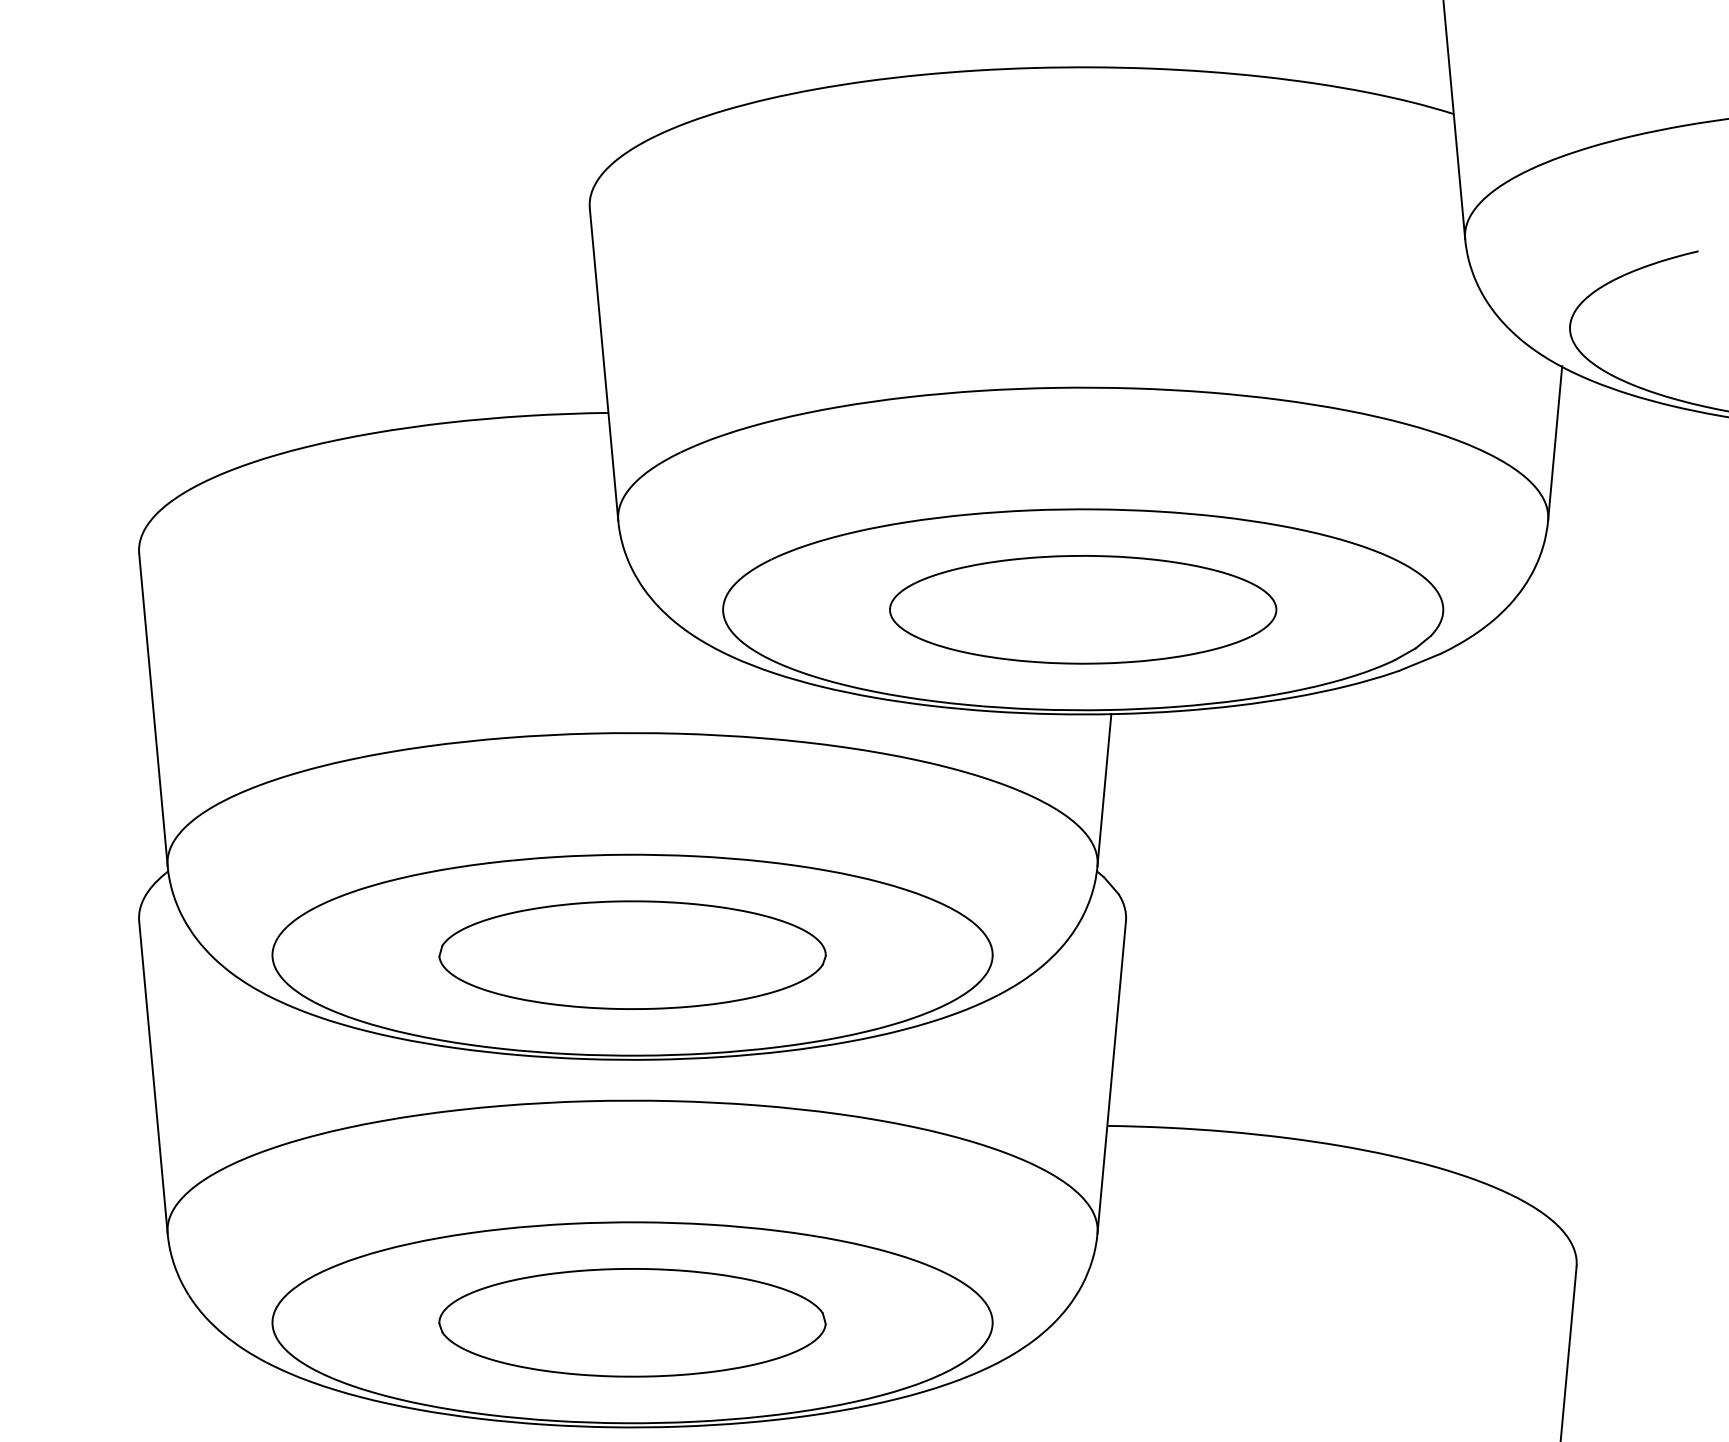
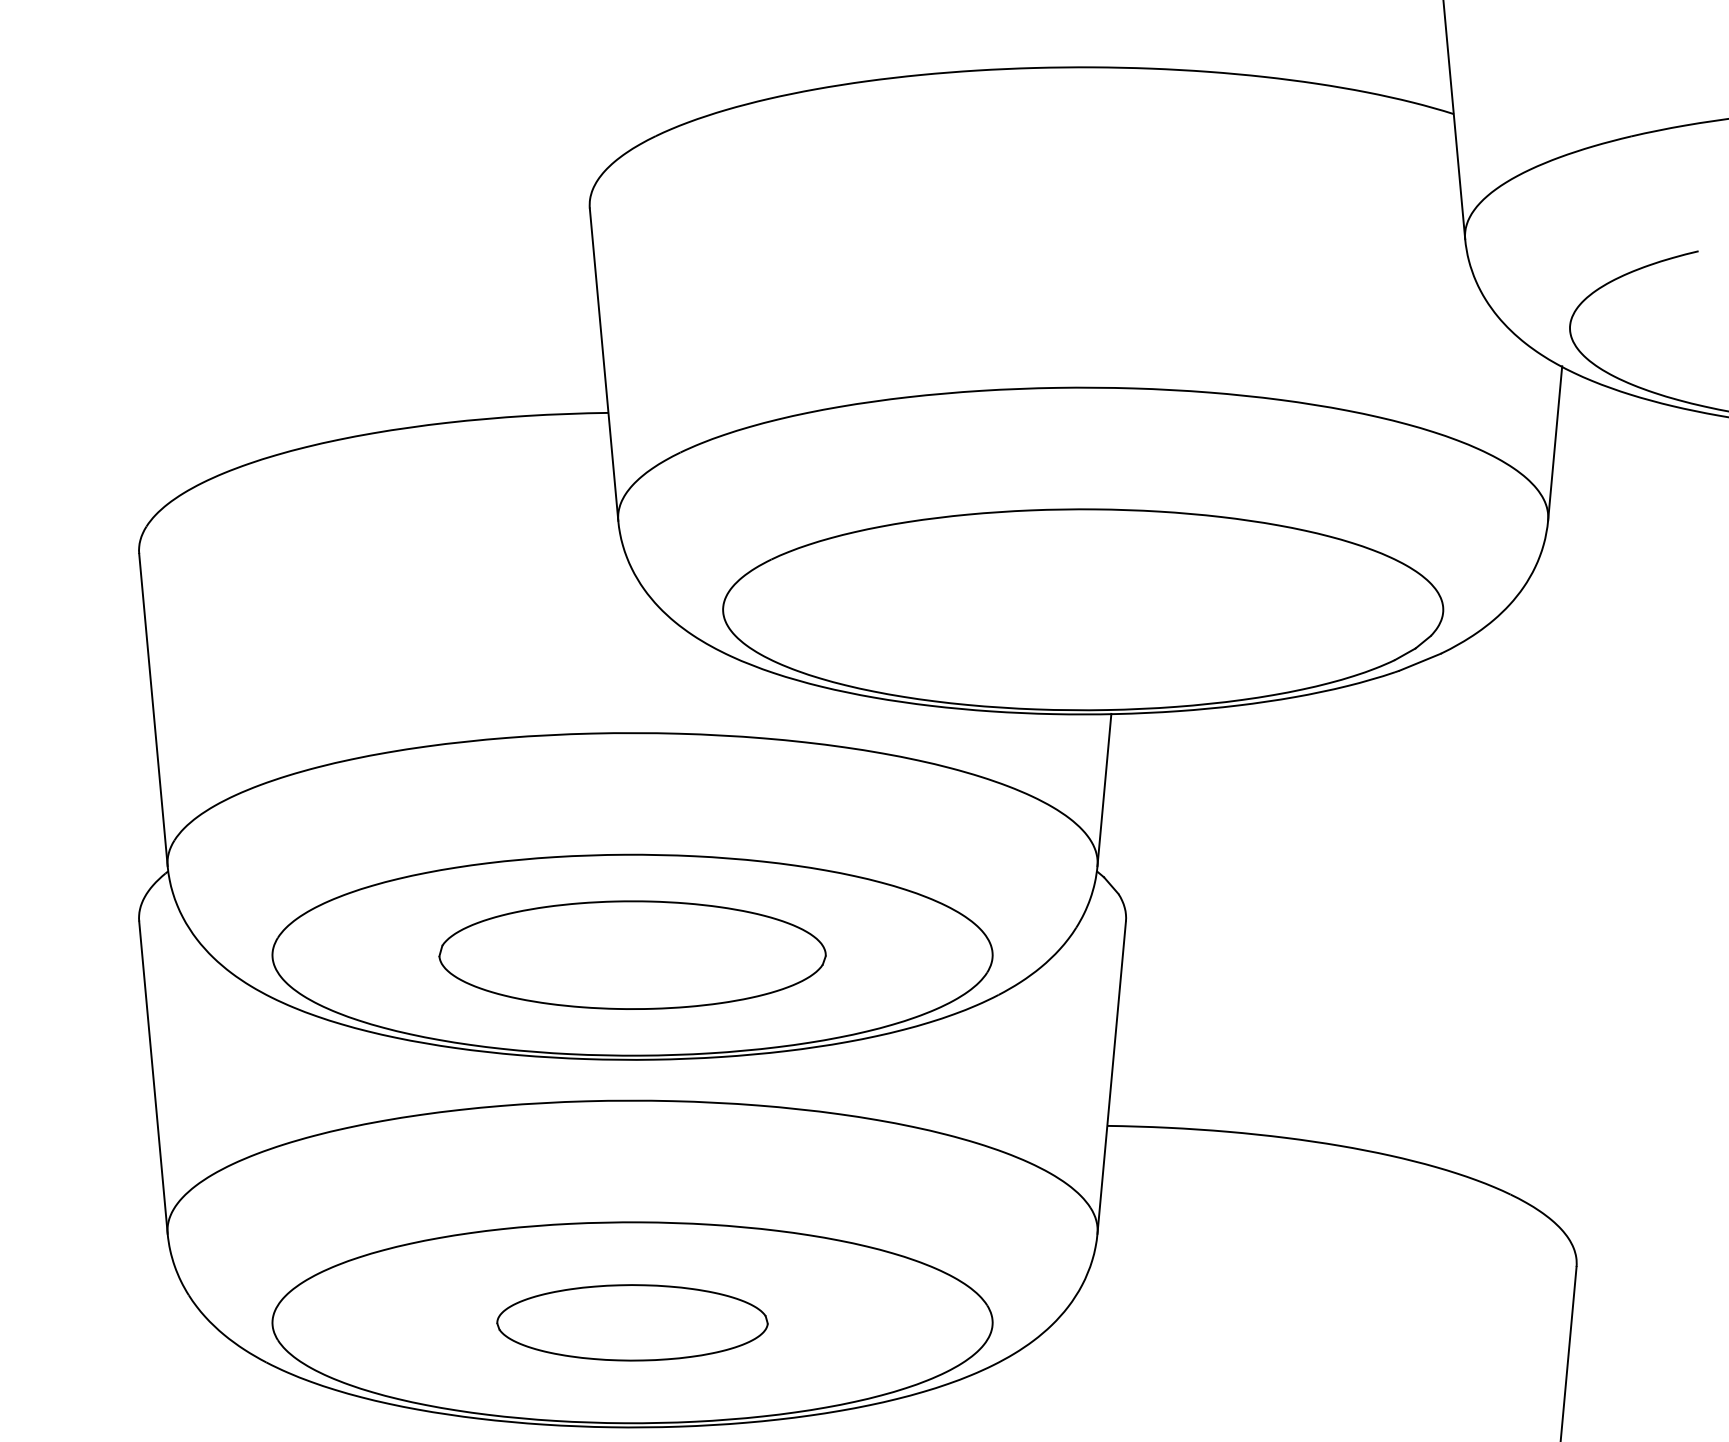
part: present -> none (1083, 609)
part size: 389x110 px -> 273x78 px (632, 1322)
